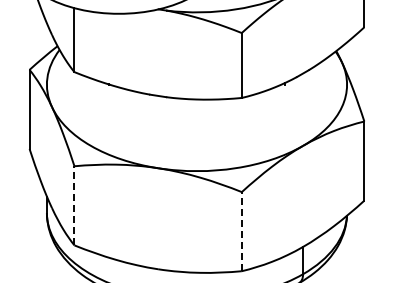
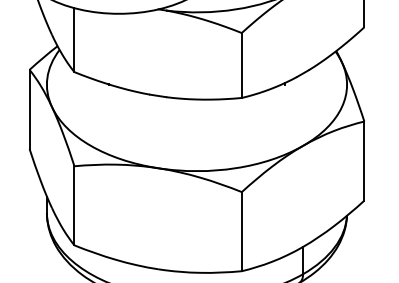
line: dashed -> solid (74, 205)
line: dashed -> solid (241, 231)
